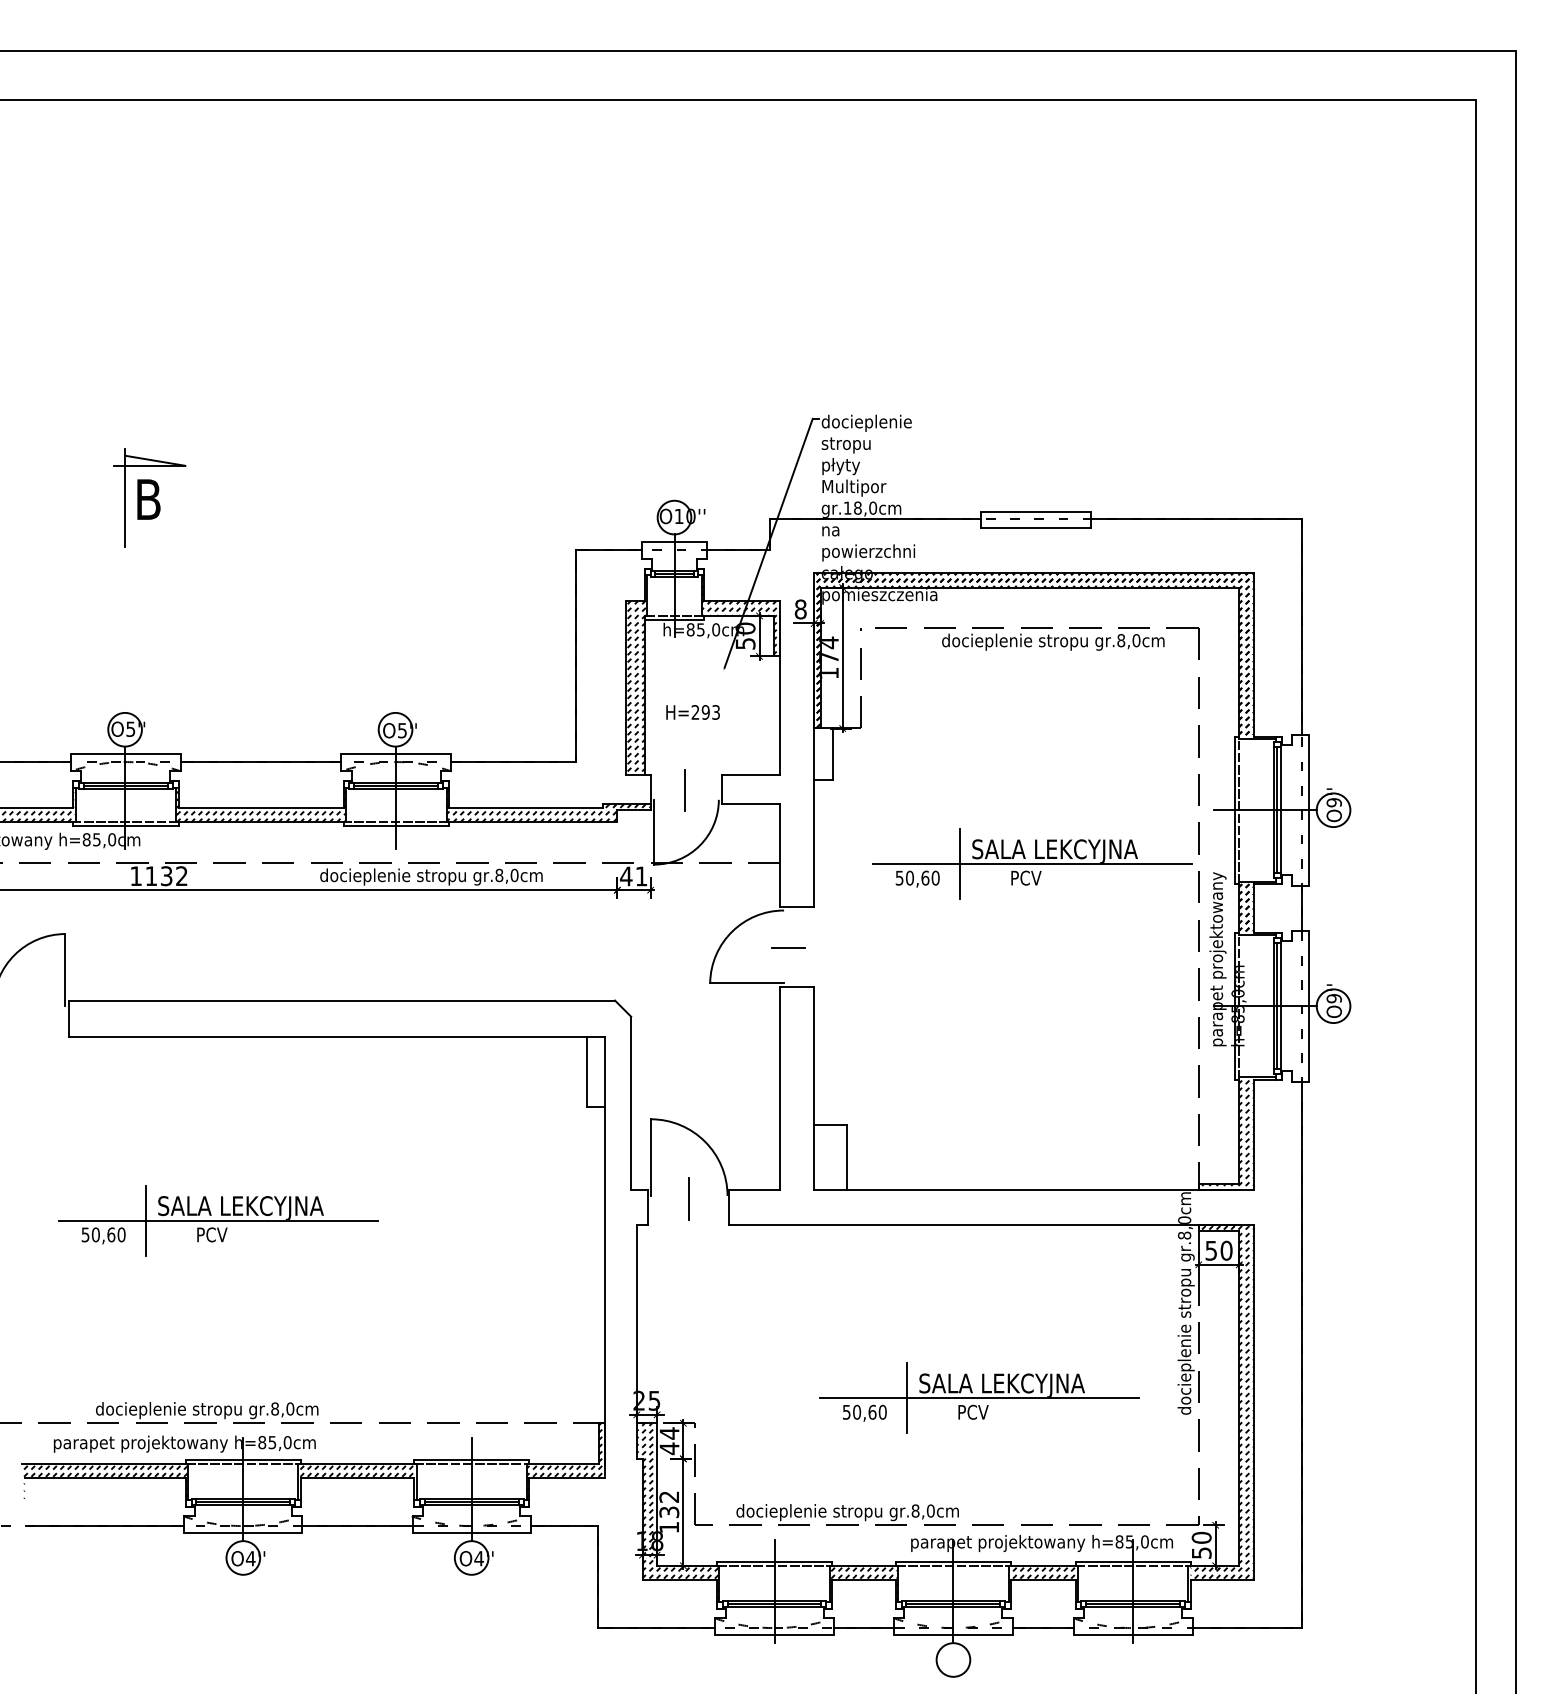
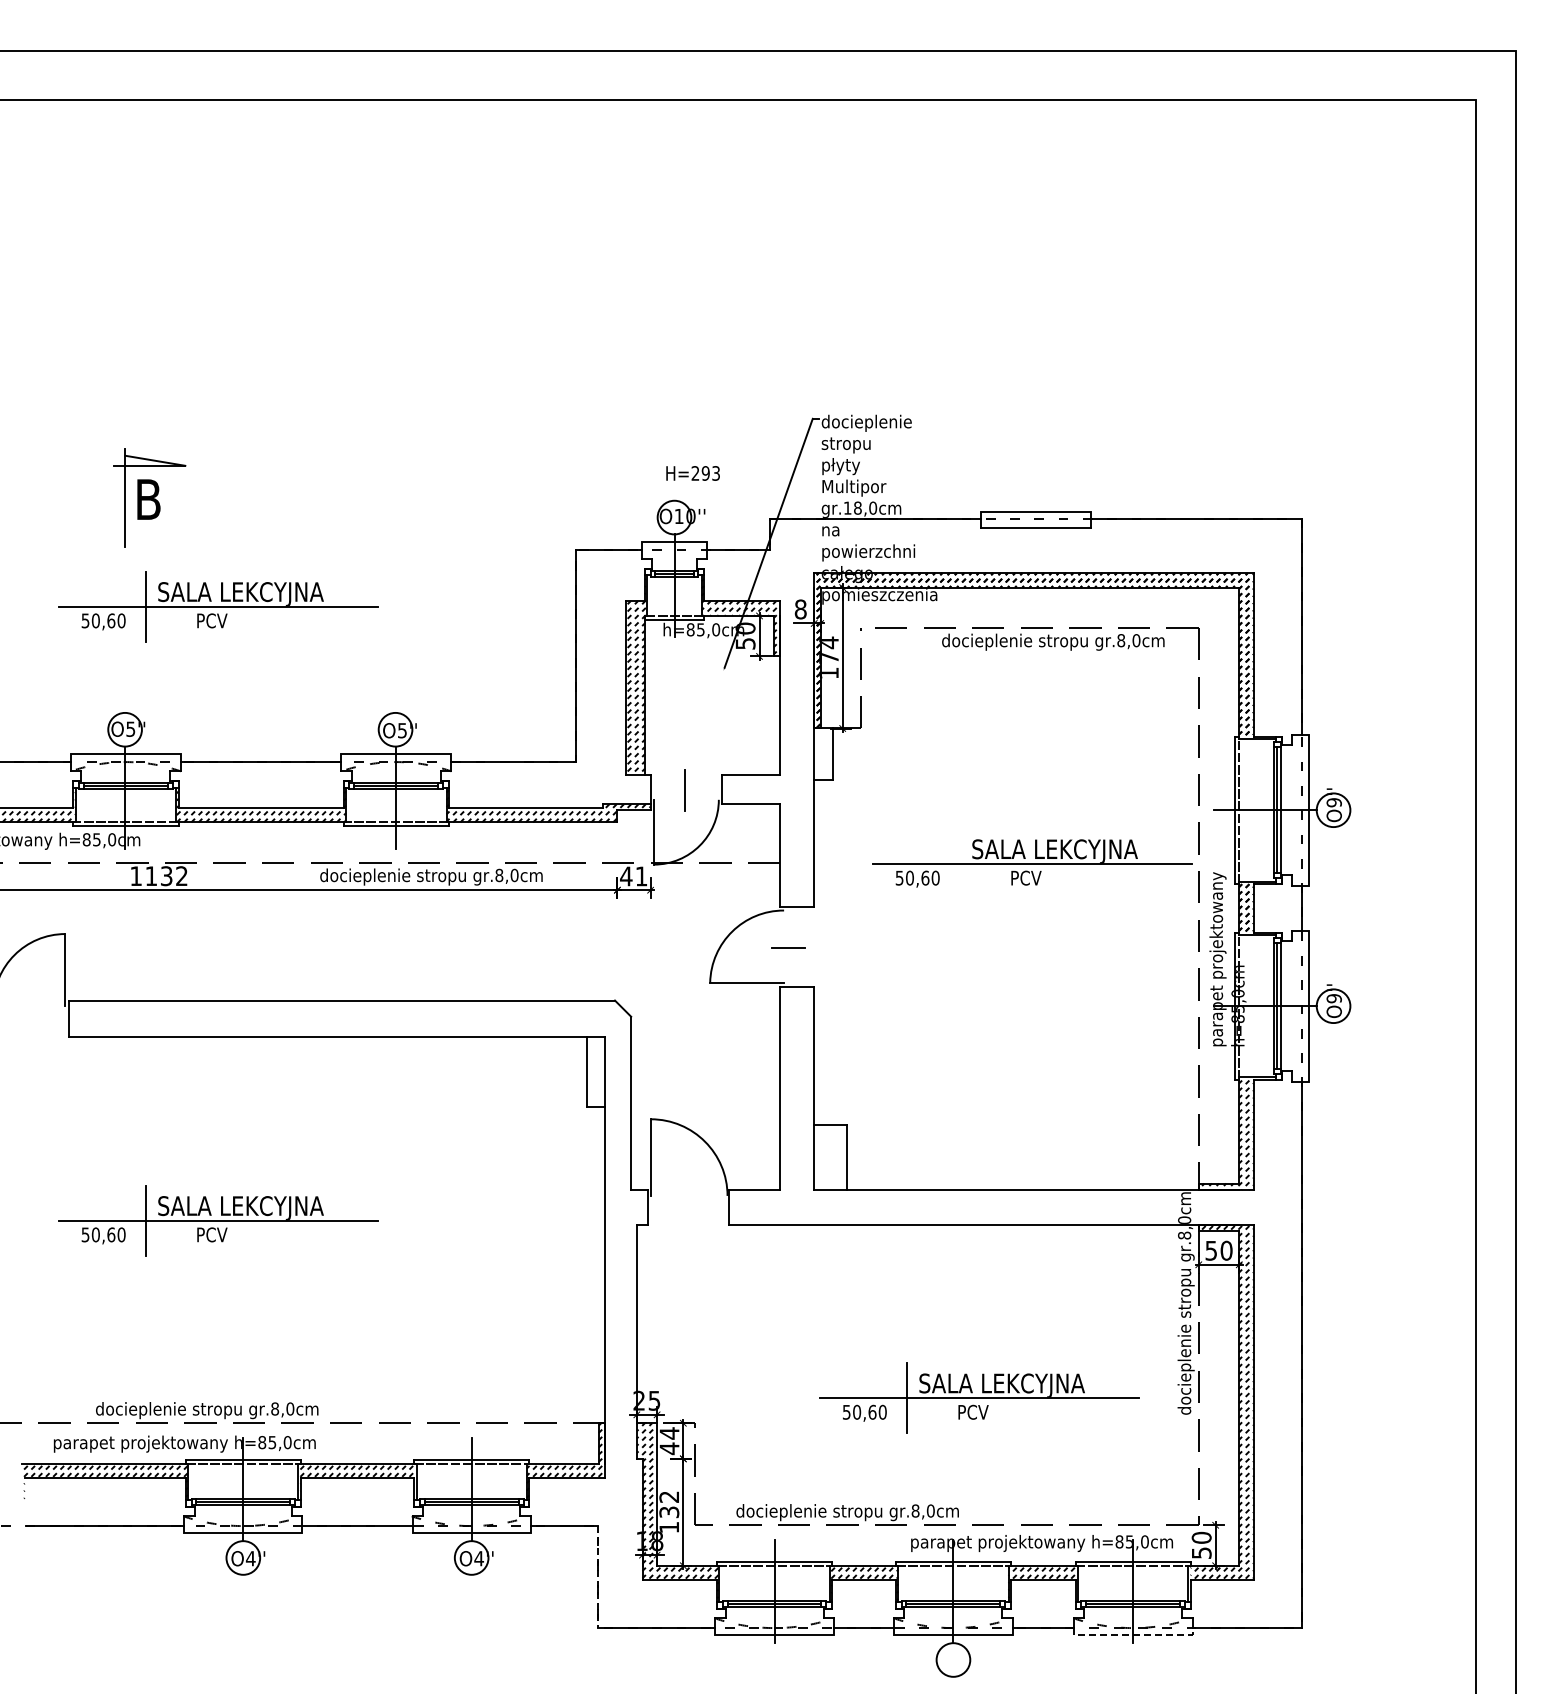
part: none -> present (218, 606)
text position: (692, 712) -> (692, 473) (692, 473)
line: present -> none (960, 864)
line: present -> none (688, 1198)
line: solid -> dashed (597, 1577)
line: solid -> dashed (1133, 1634)
